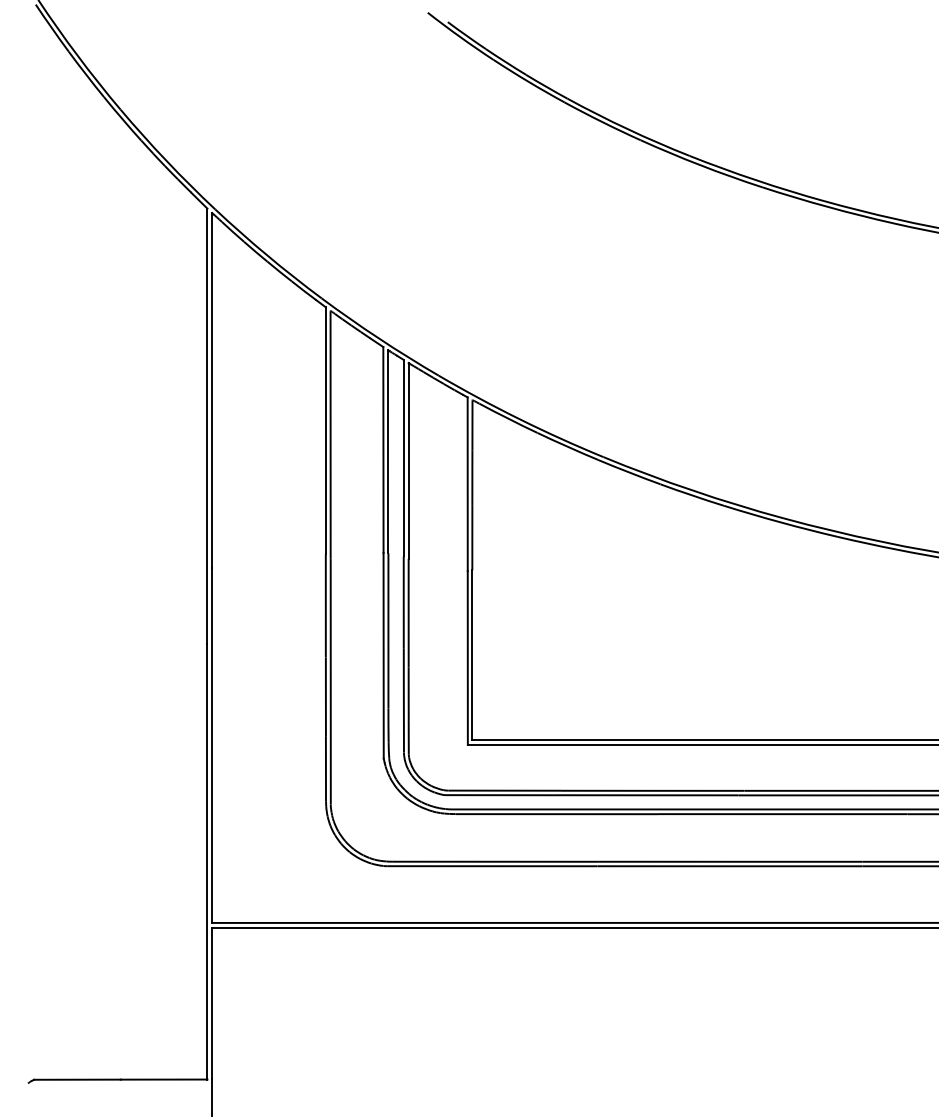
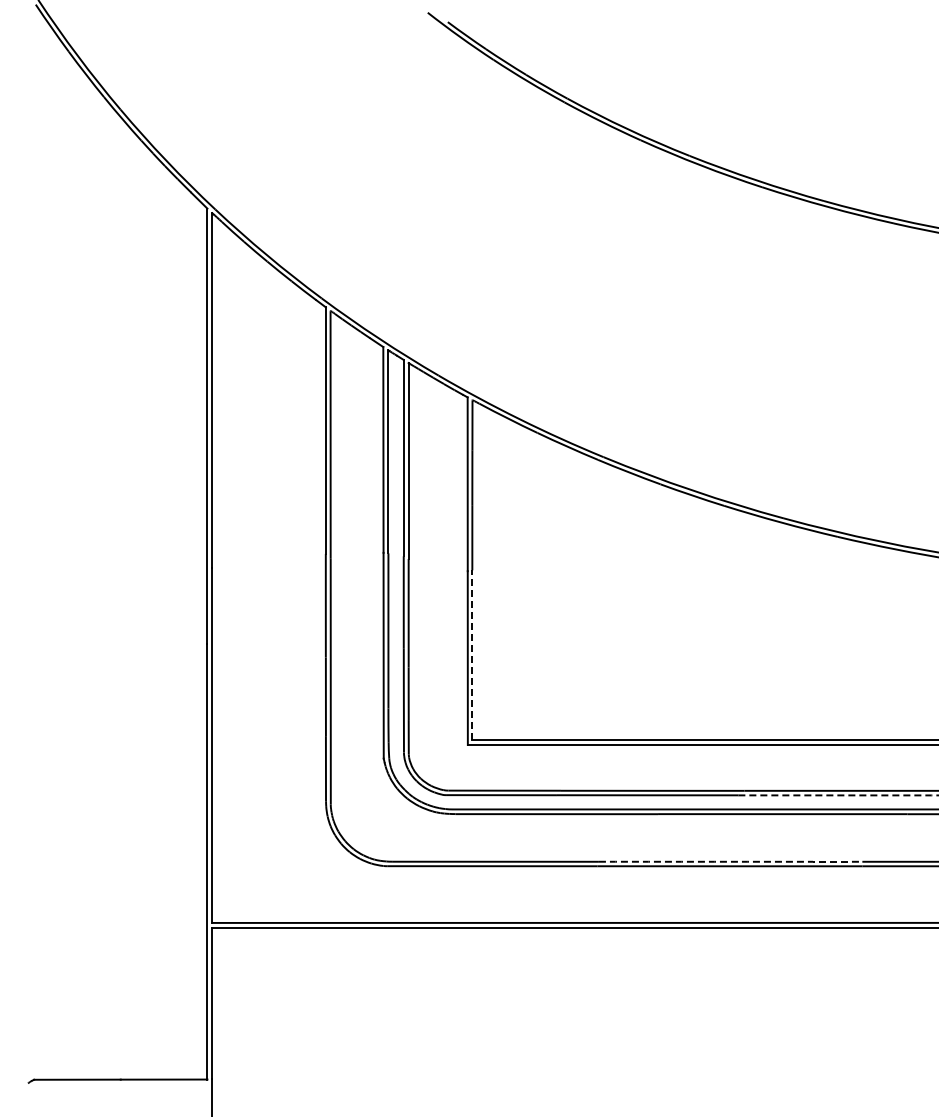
line: solid -> dashed (472, 654)
arc: solid -> dashed (839, 795)
arc: solid -> dashed (730, 861)
